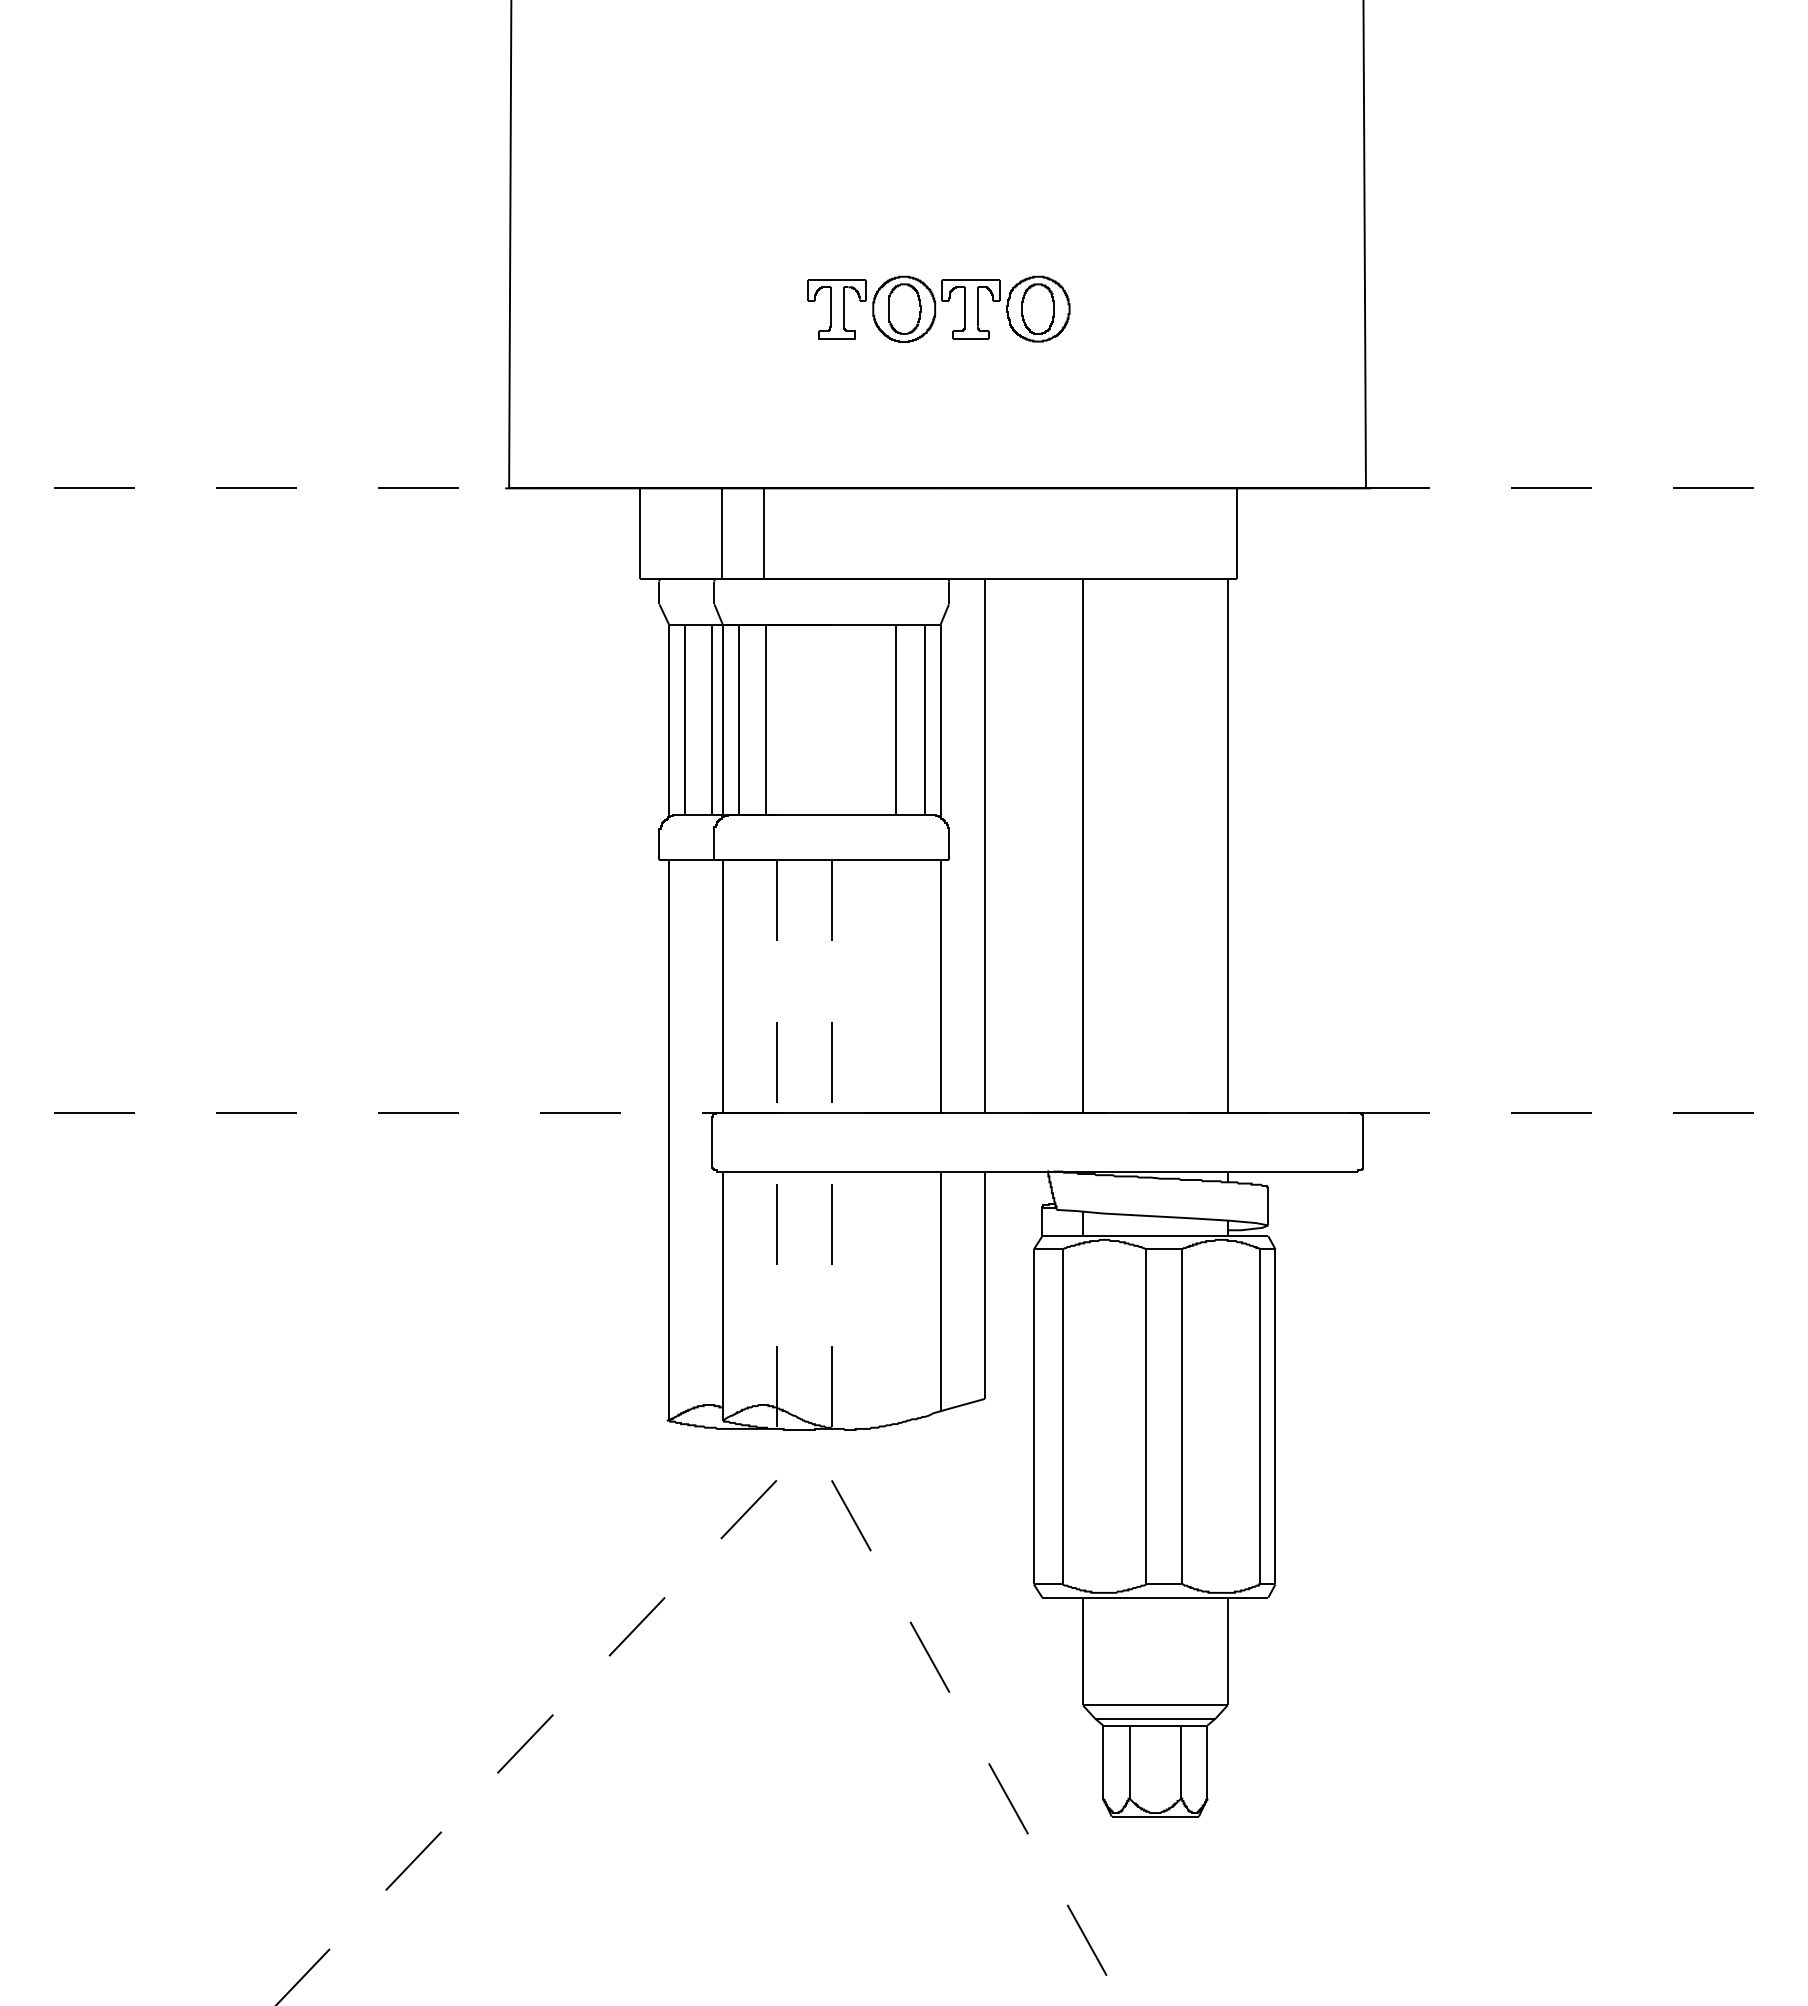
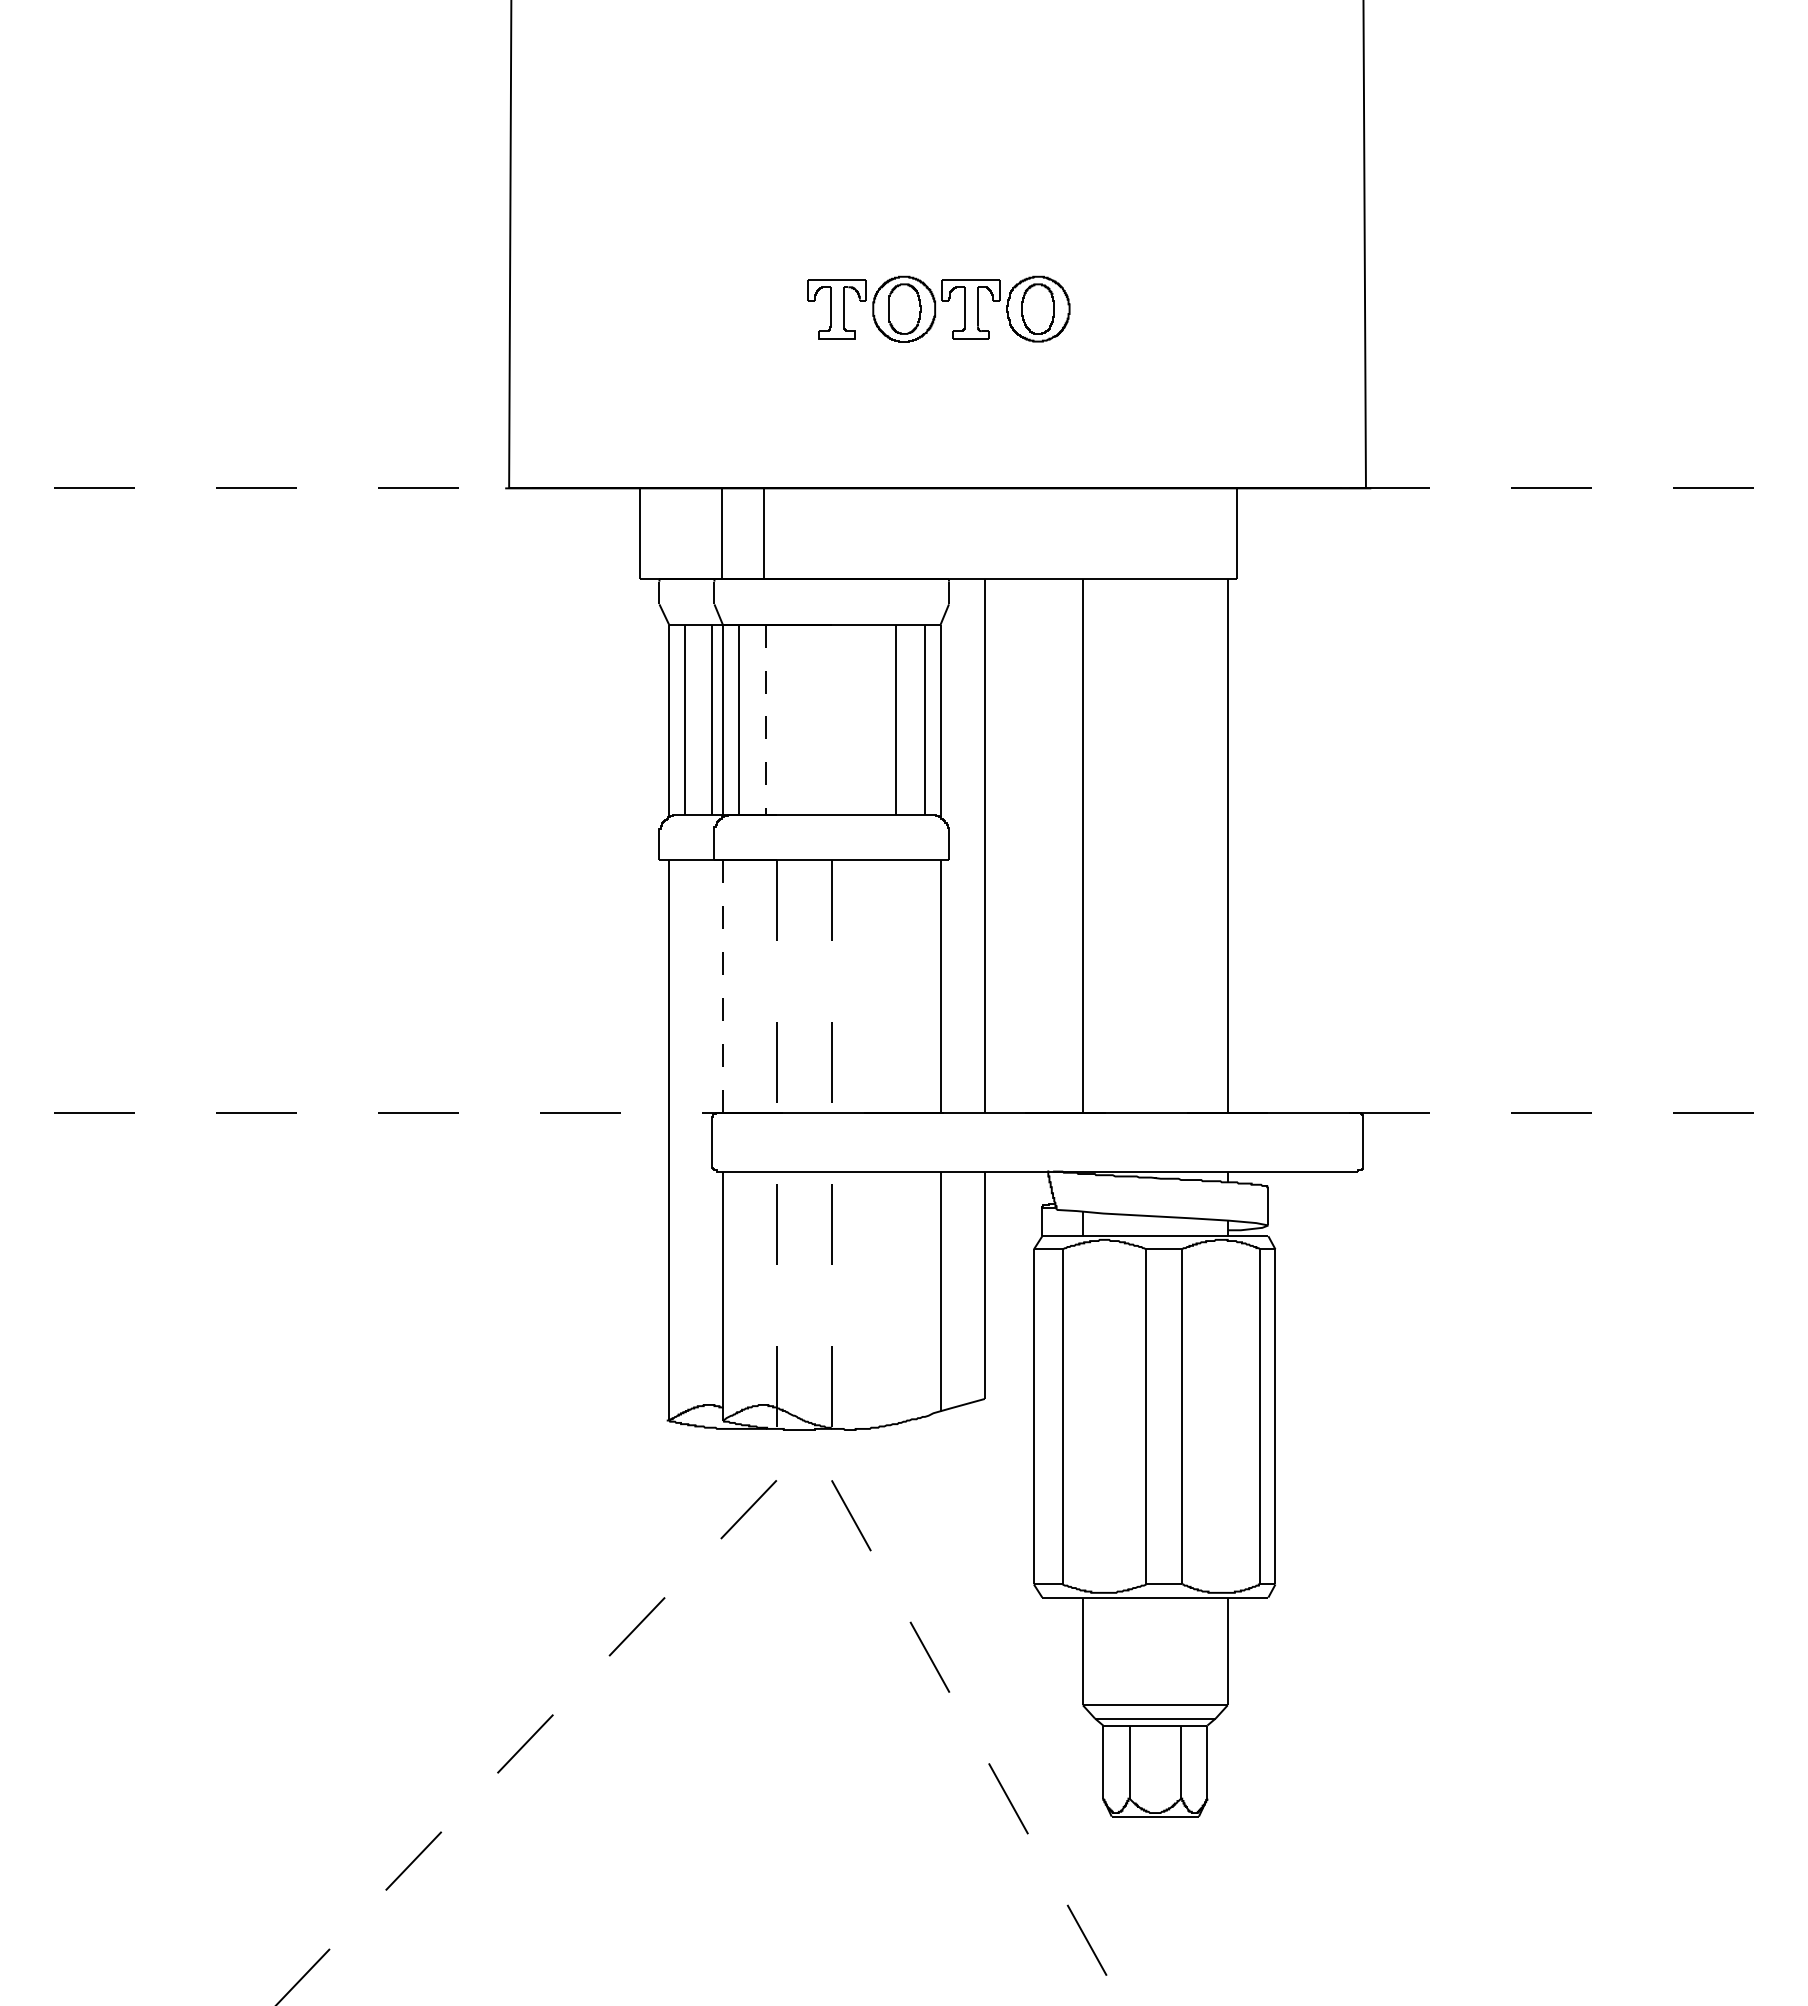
line: solid -> dashed (766, 720)
line: solid -> dashed (722, 987)
